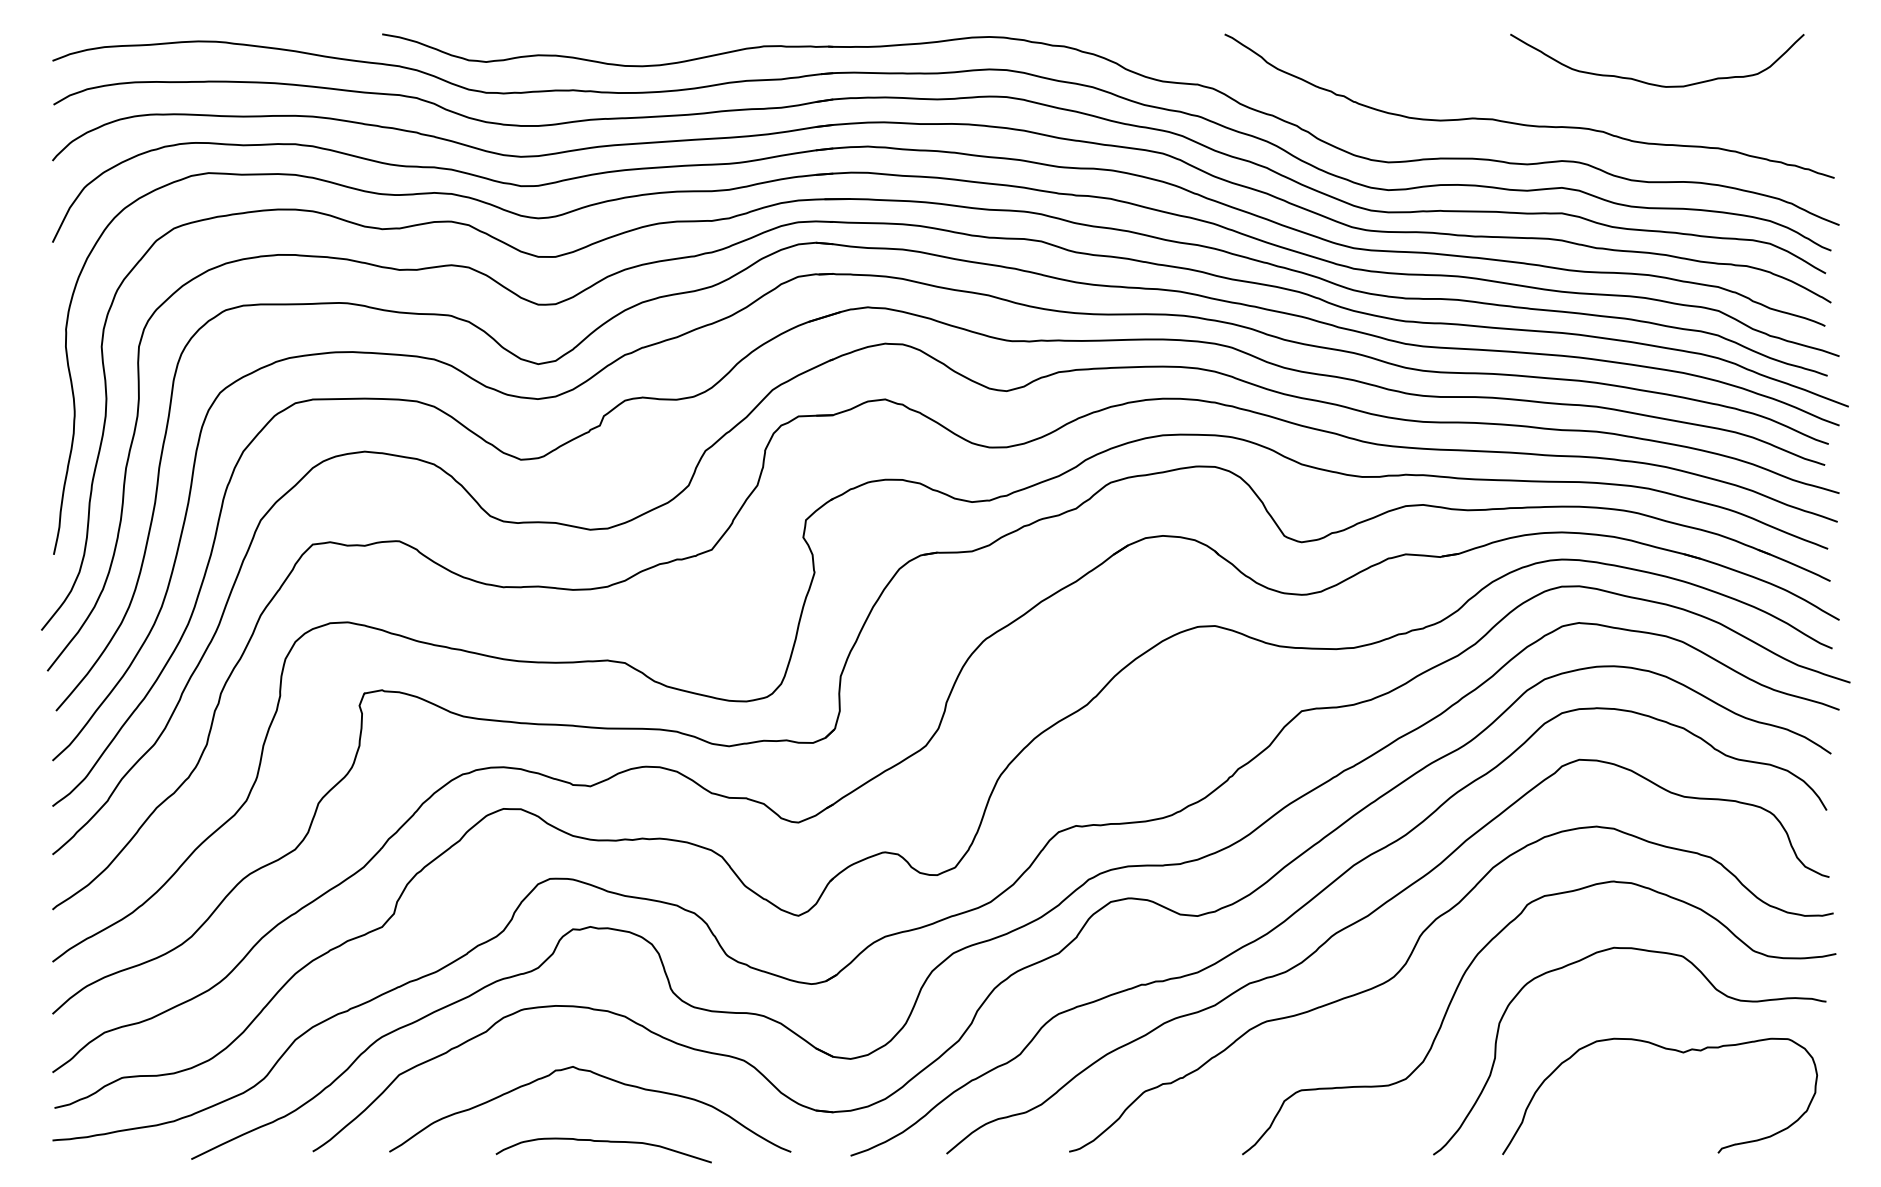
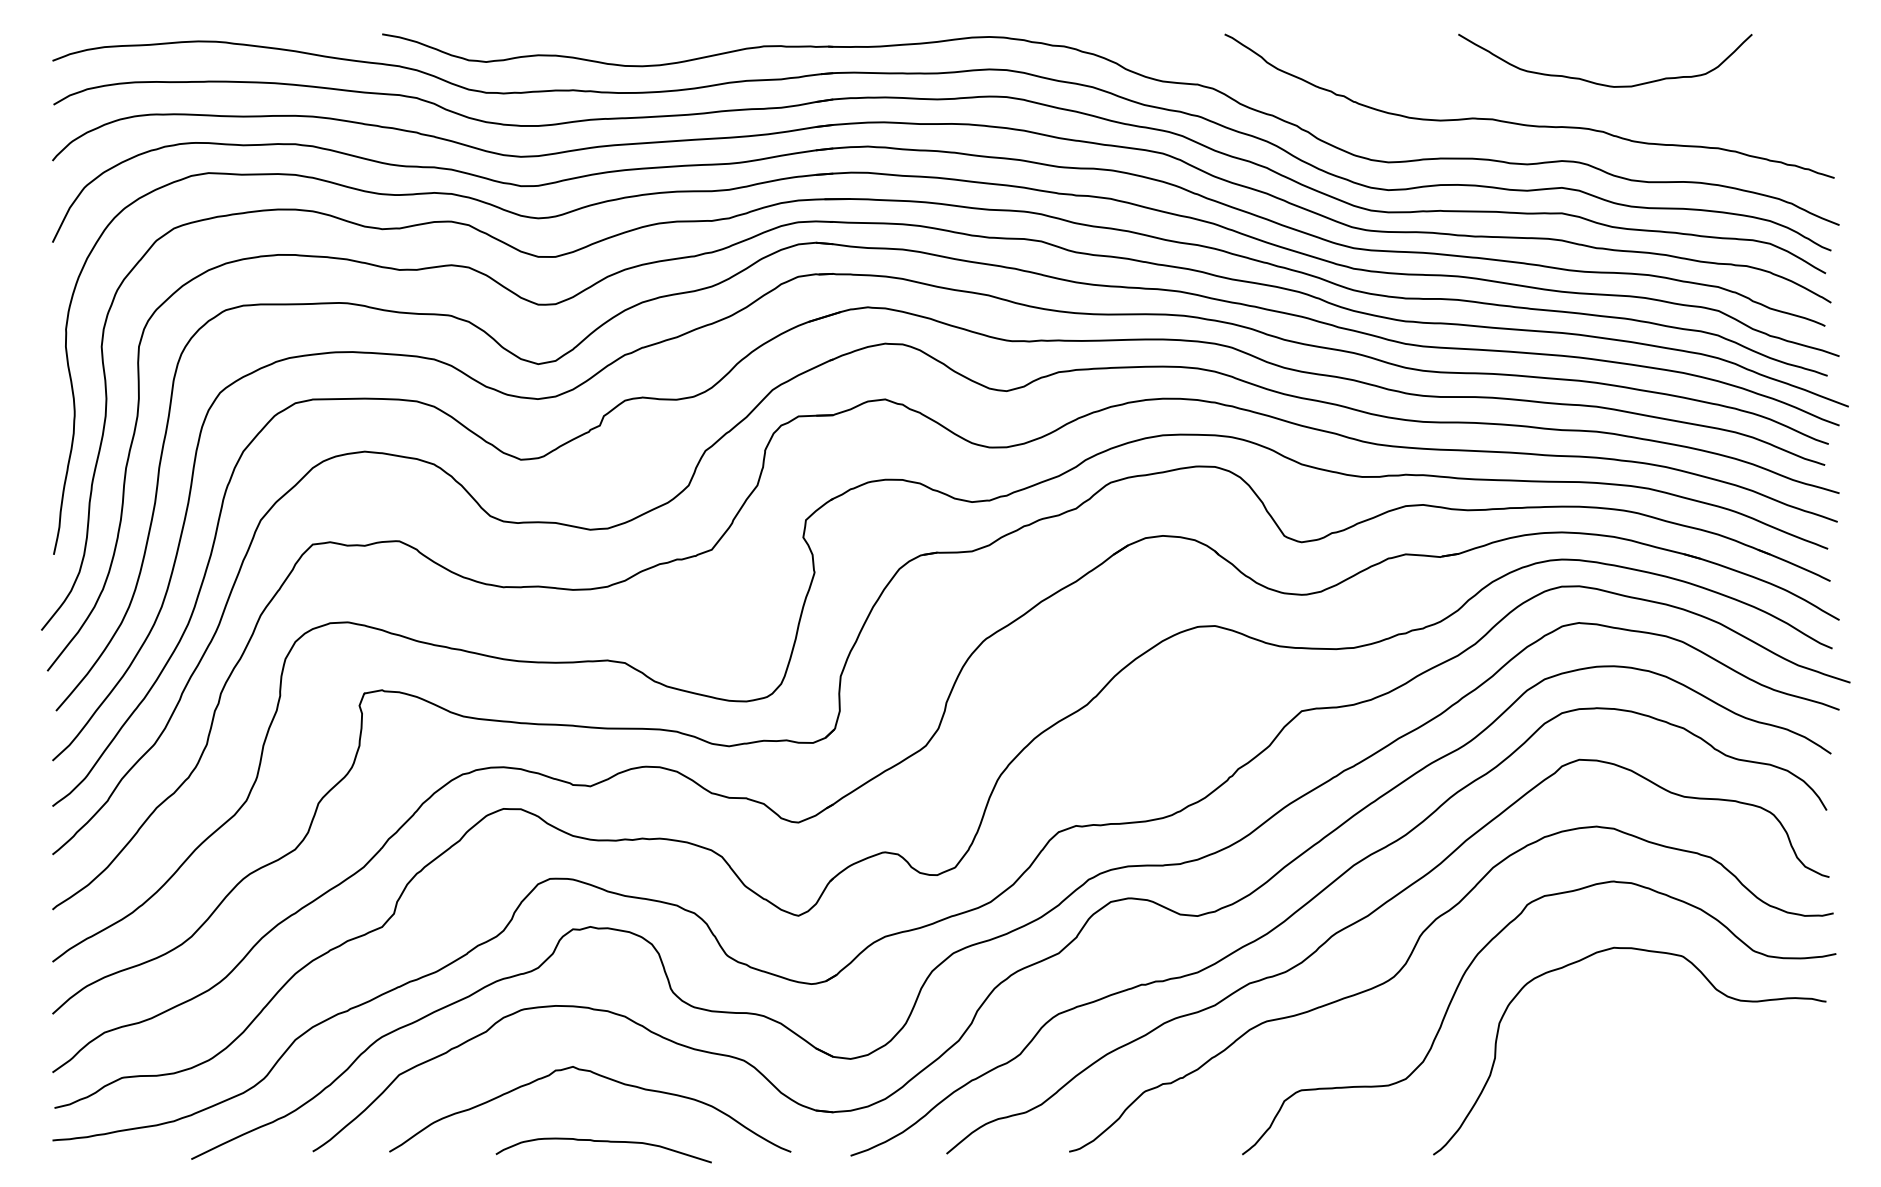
curve position: (1653, 83) -> (1601, 83) (1601, 83)
curve: present -> none (1669, 1050)
